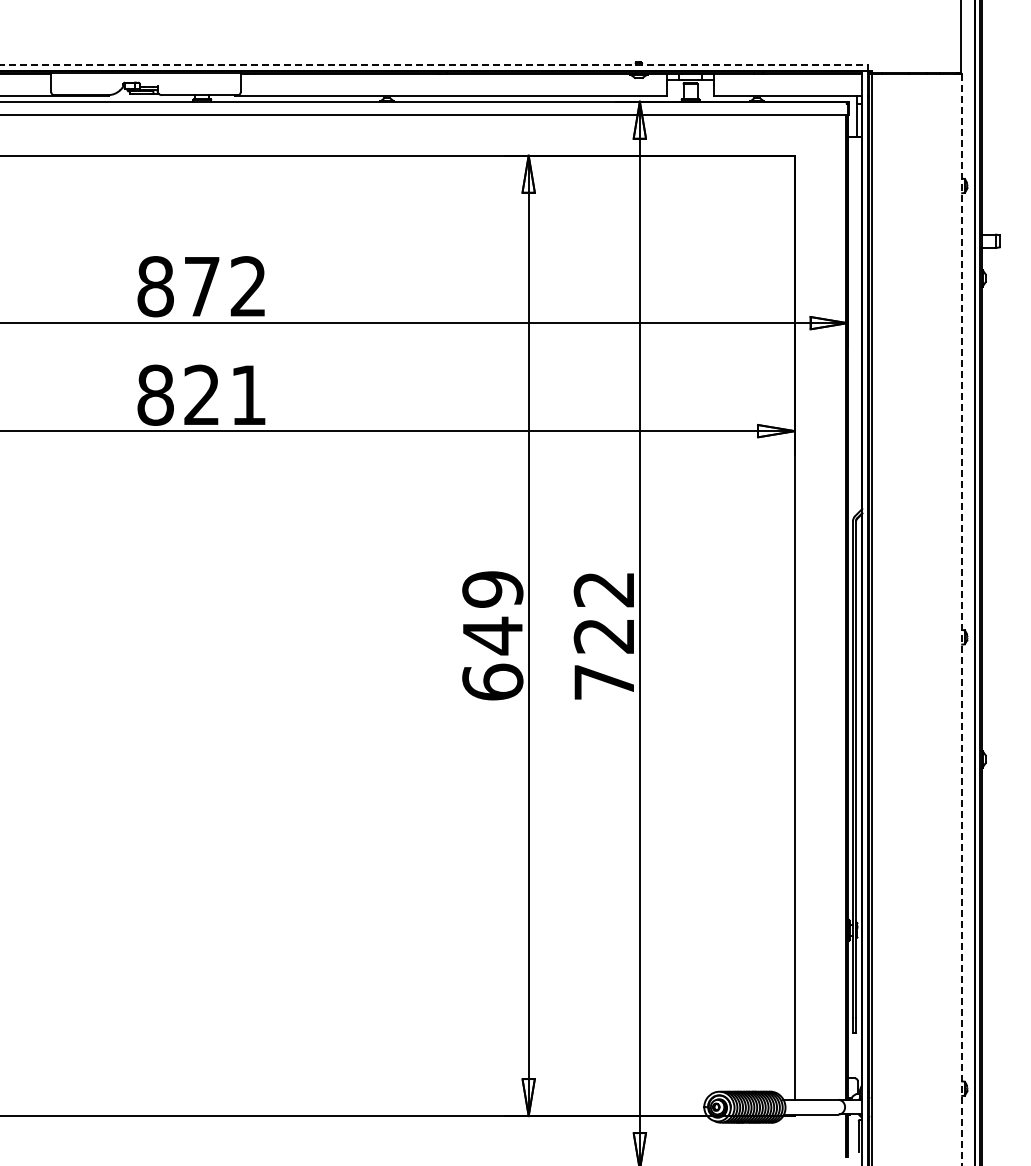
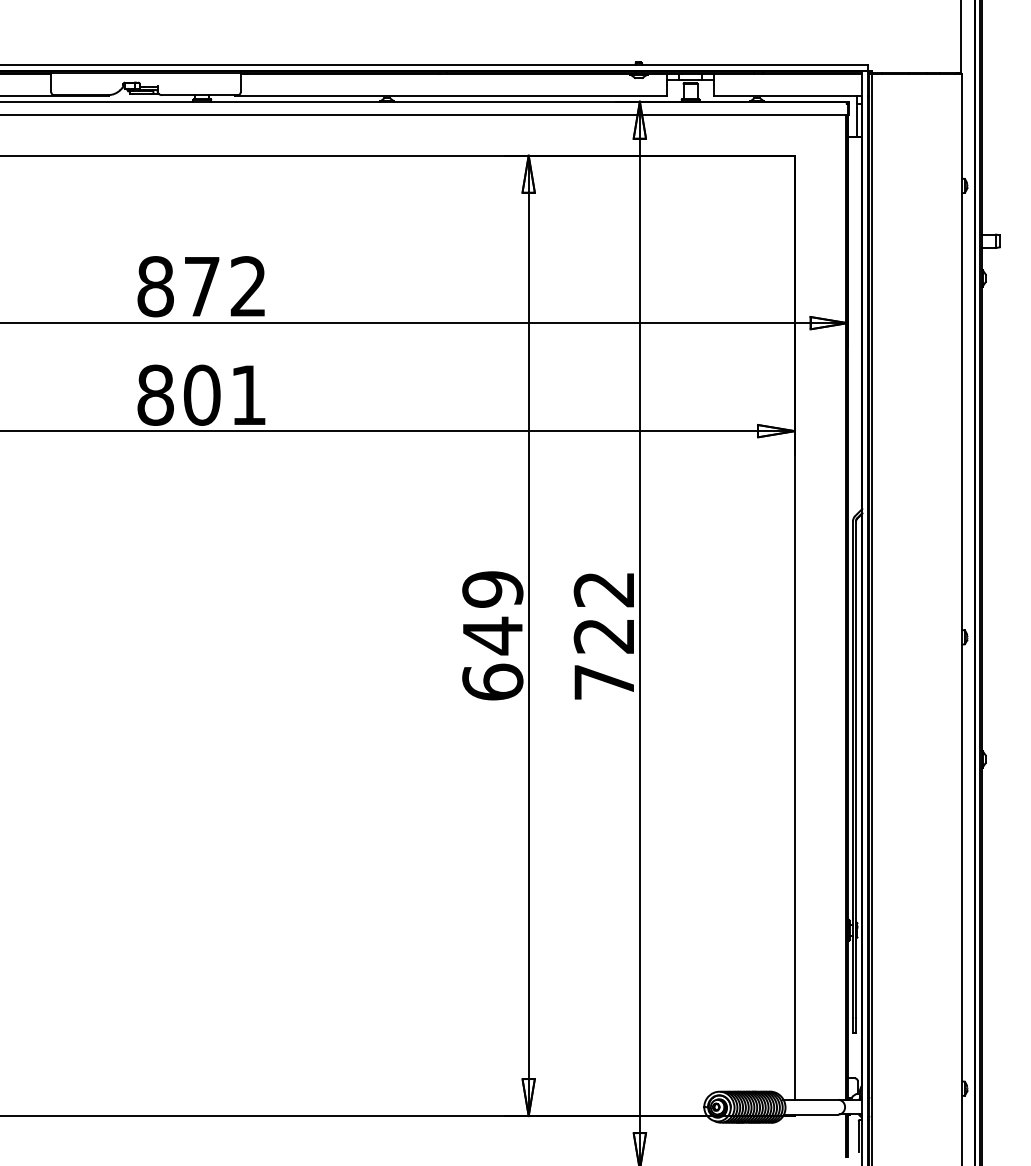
line: dashed -> solid (434, 64)
text: 821 -> 801 (201, 394)
line: dashed -> solid (962, 620)
